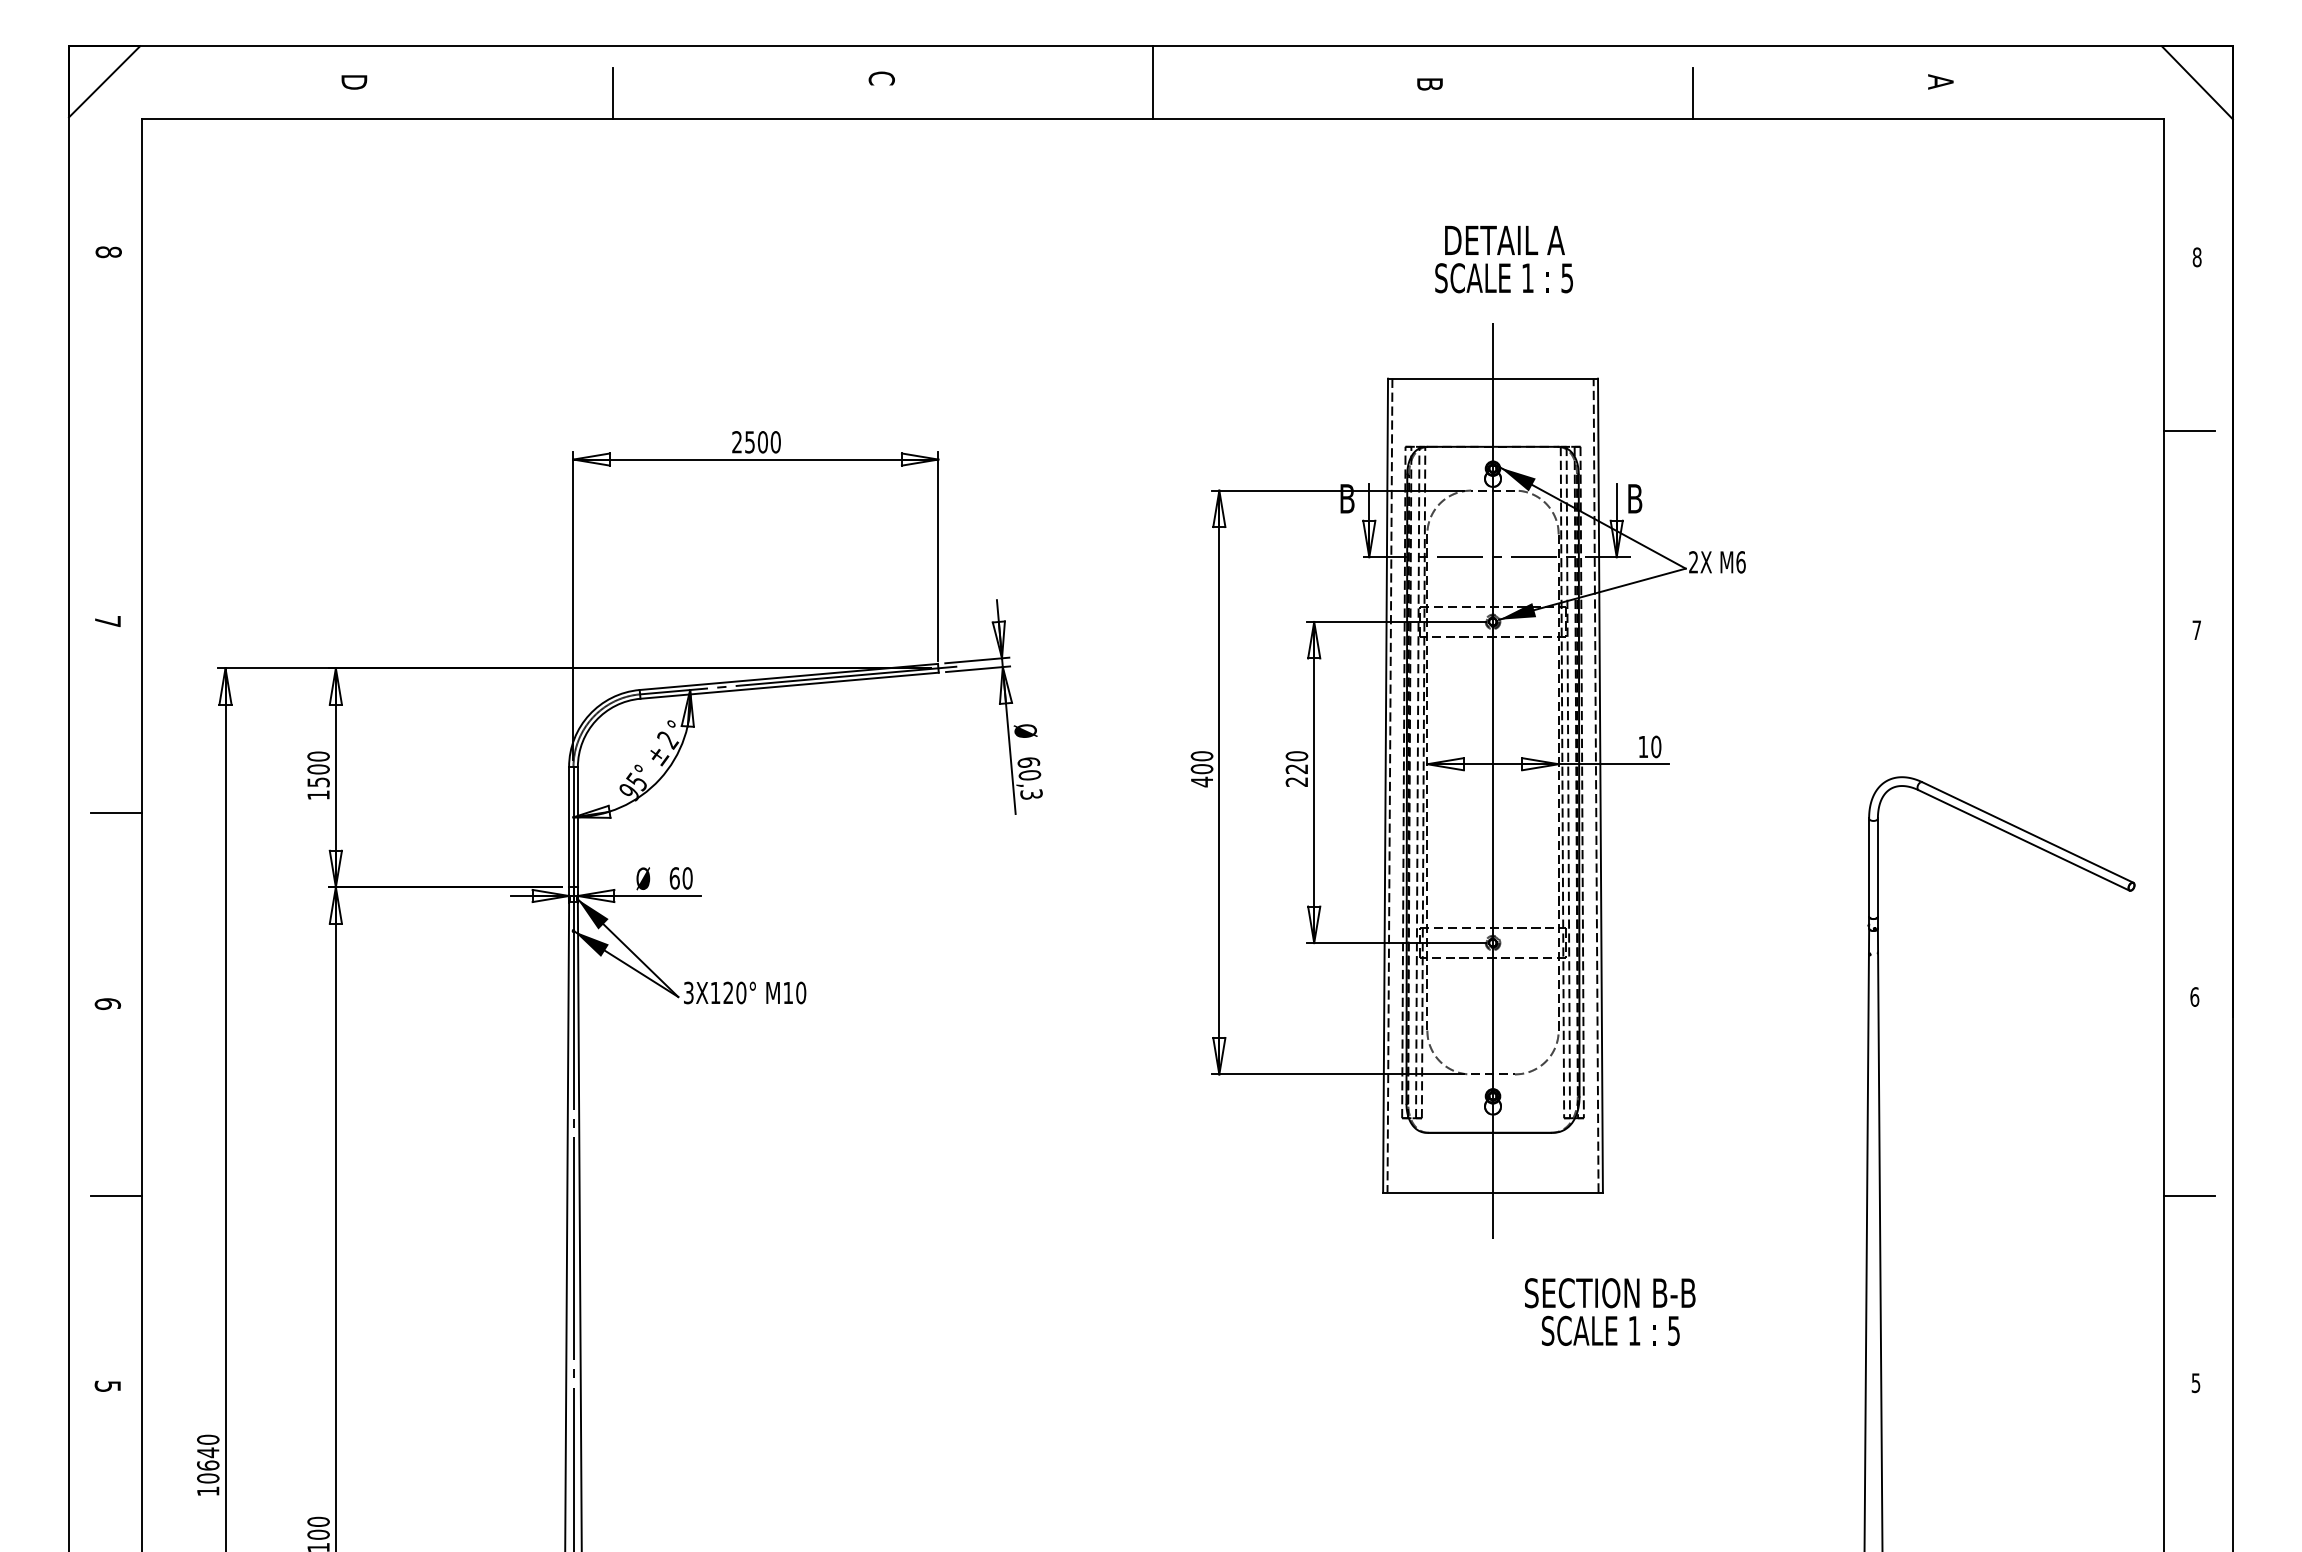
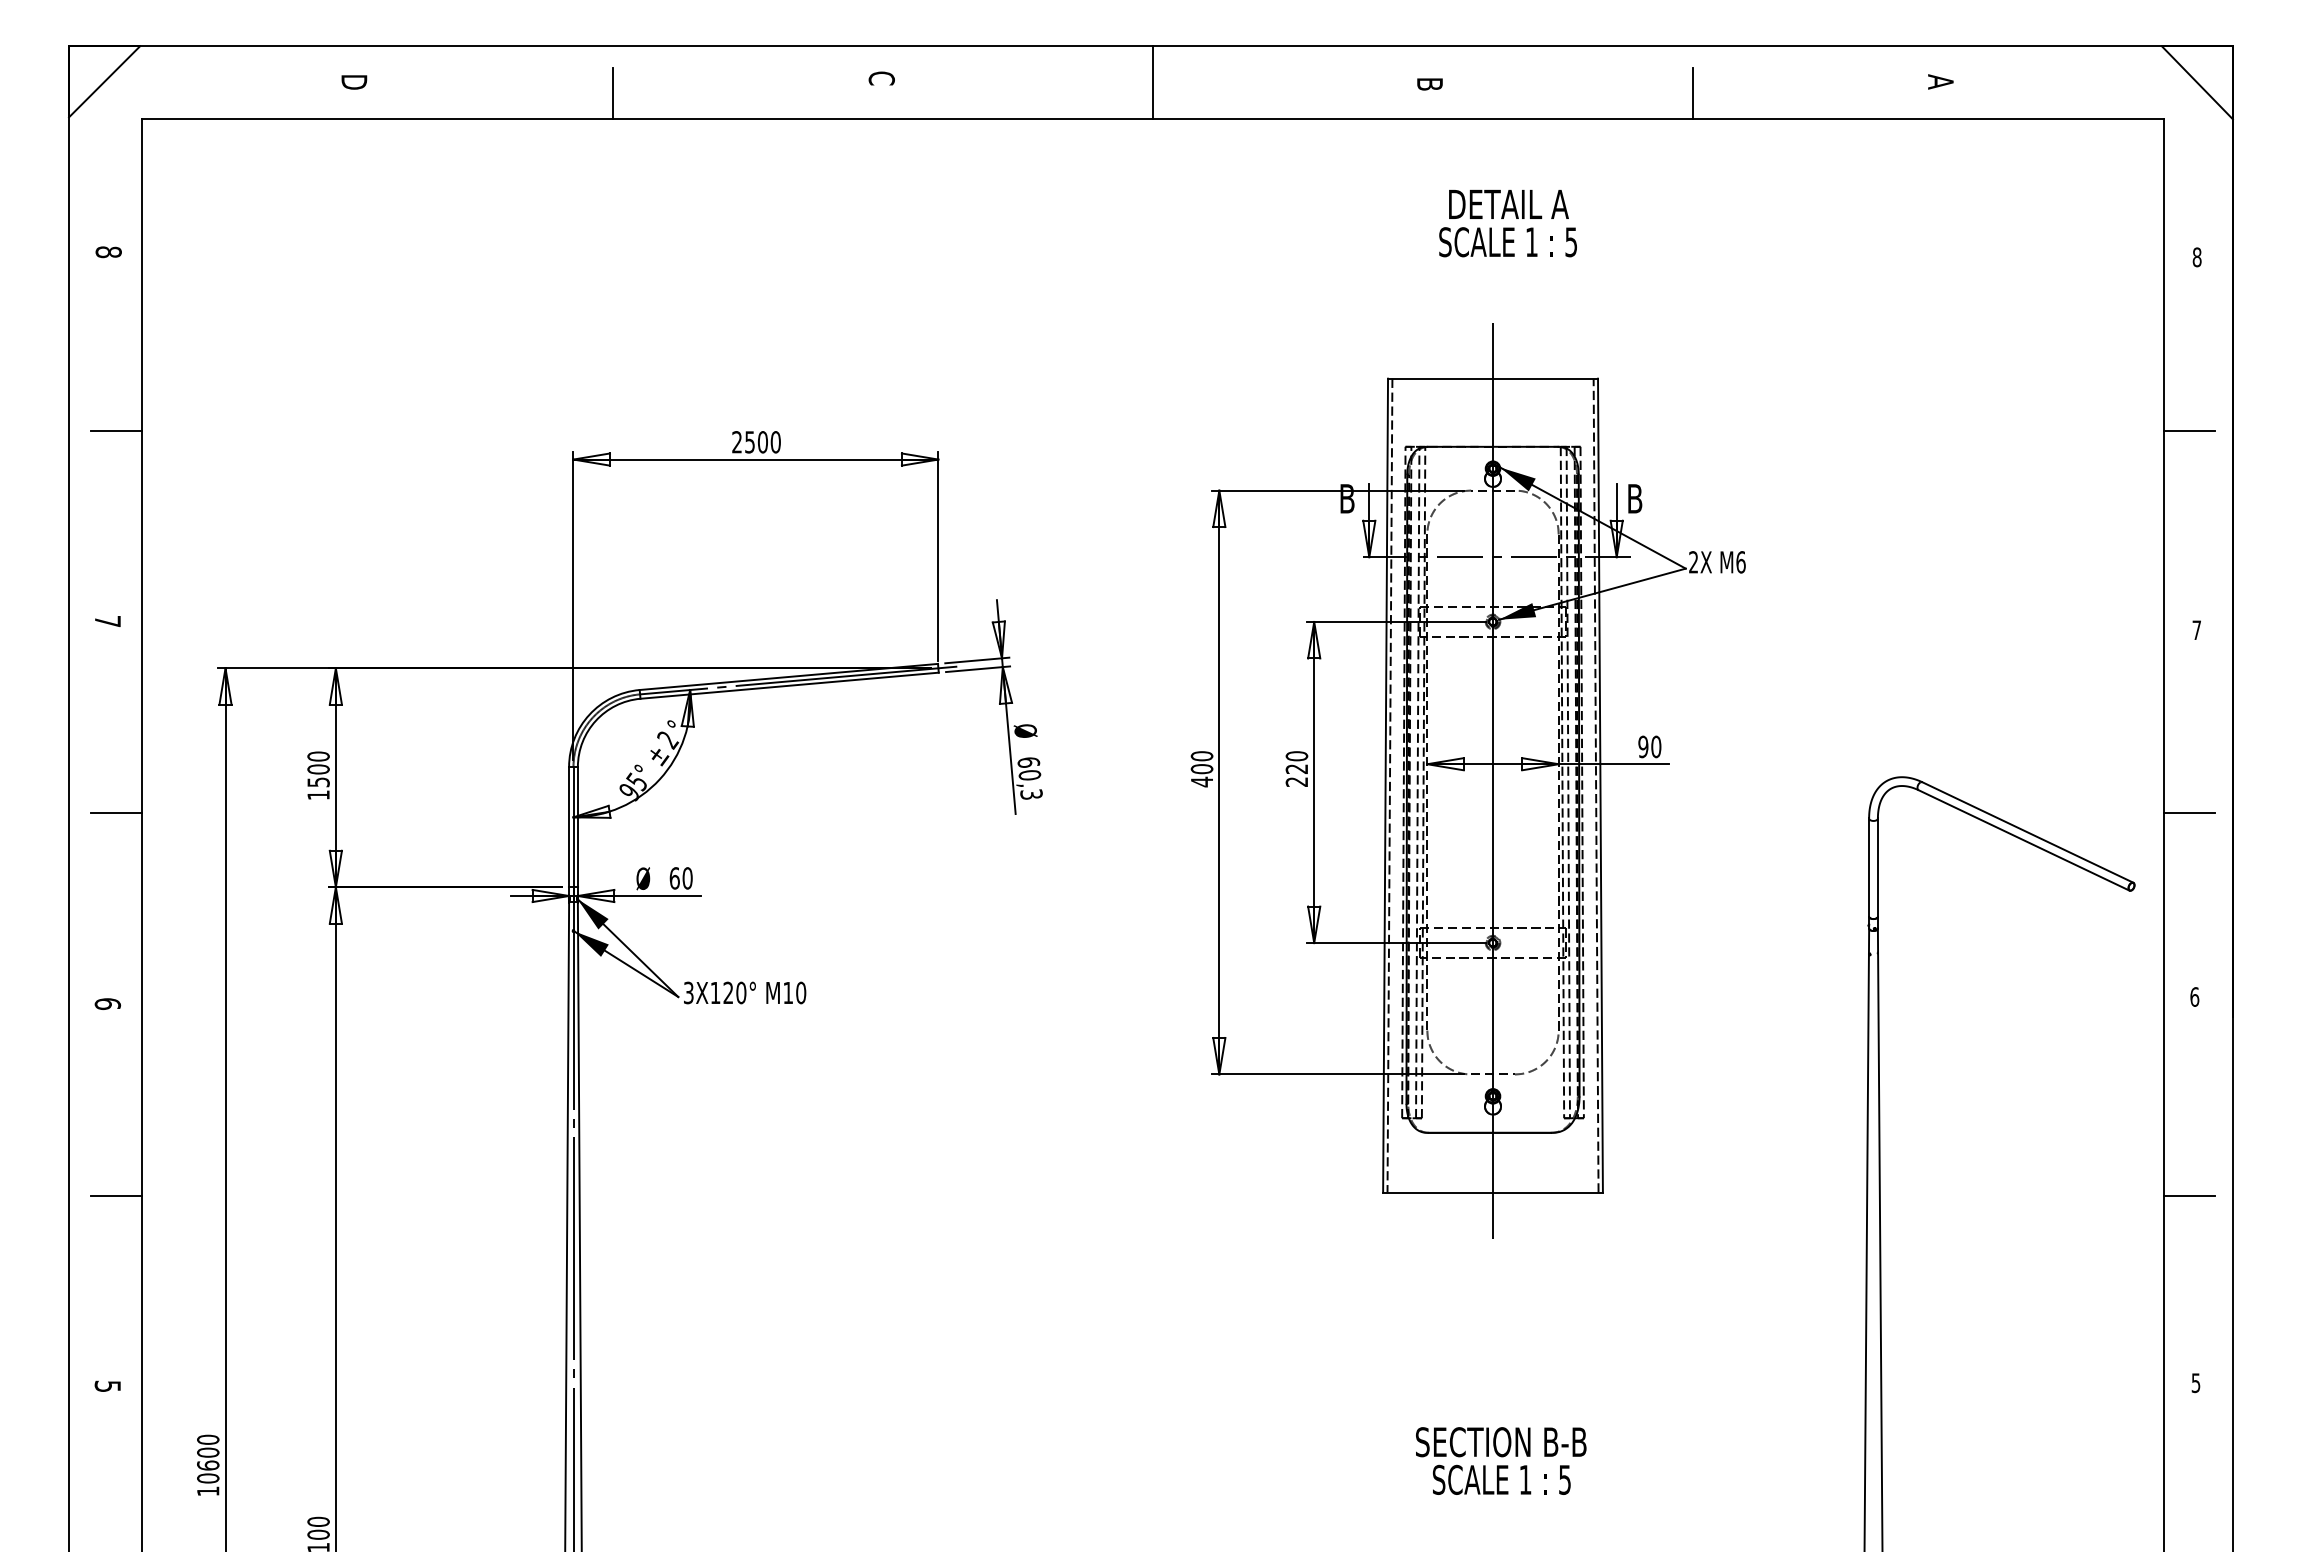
text position: (1503, 259) -> (1507, 223) (1507, 223)
line: none -> present (116, 430)
text: 10 -> 90 (1643, 746)
line: none -> present (2188, 813)
text position: (1610, 1311) -> (1501, 1460) (1501, 1460)
text: 10640 -> 10600 (208, 1452)
